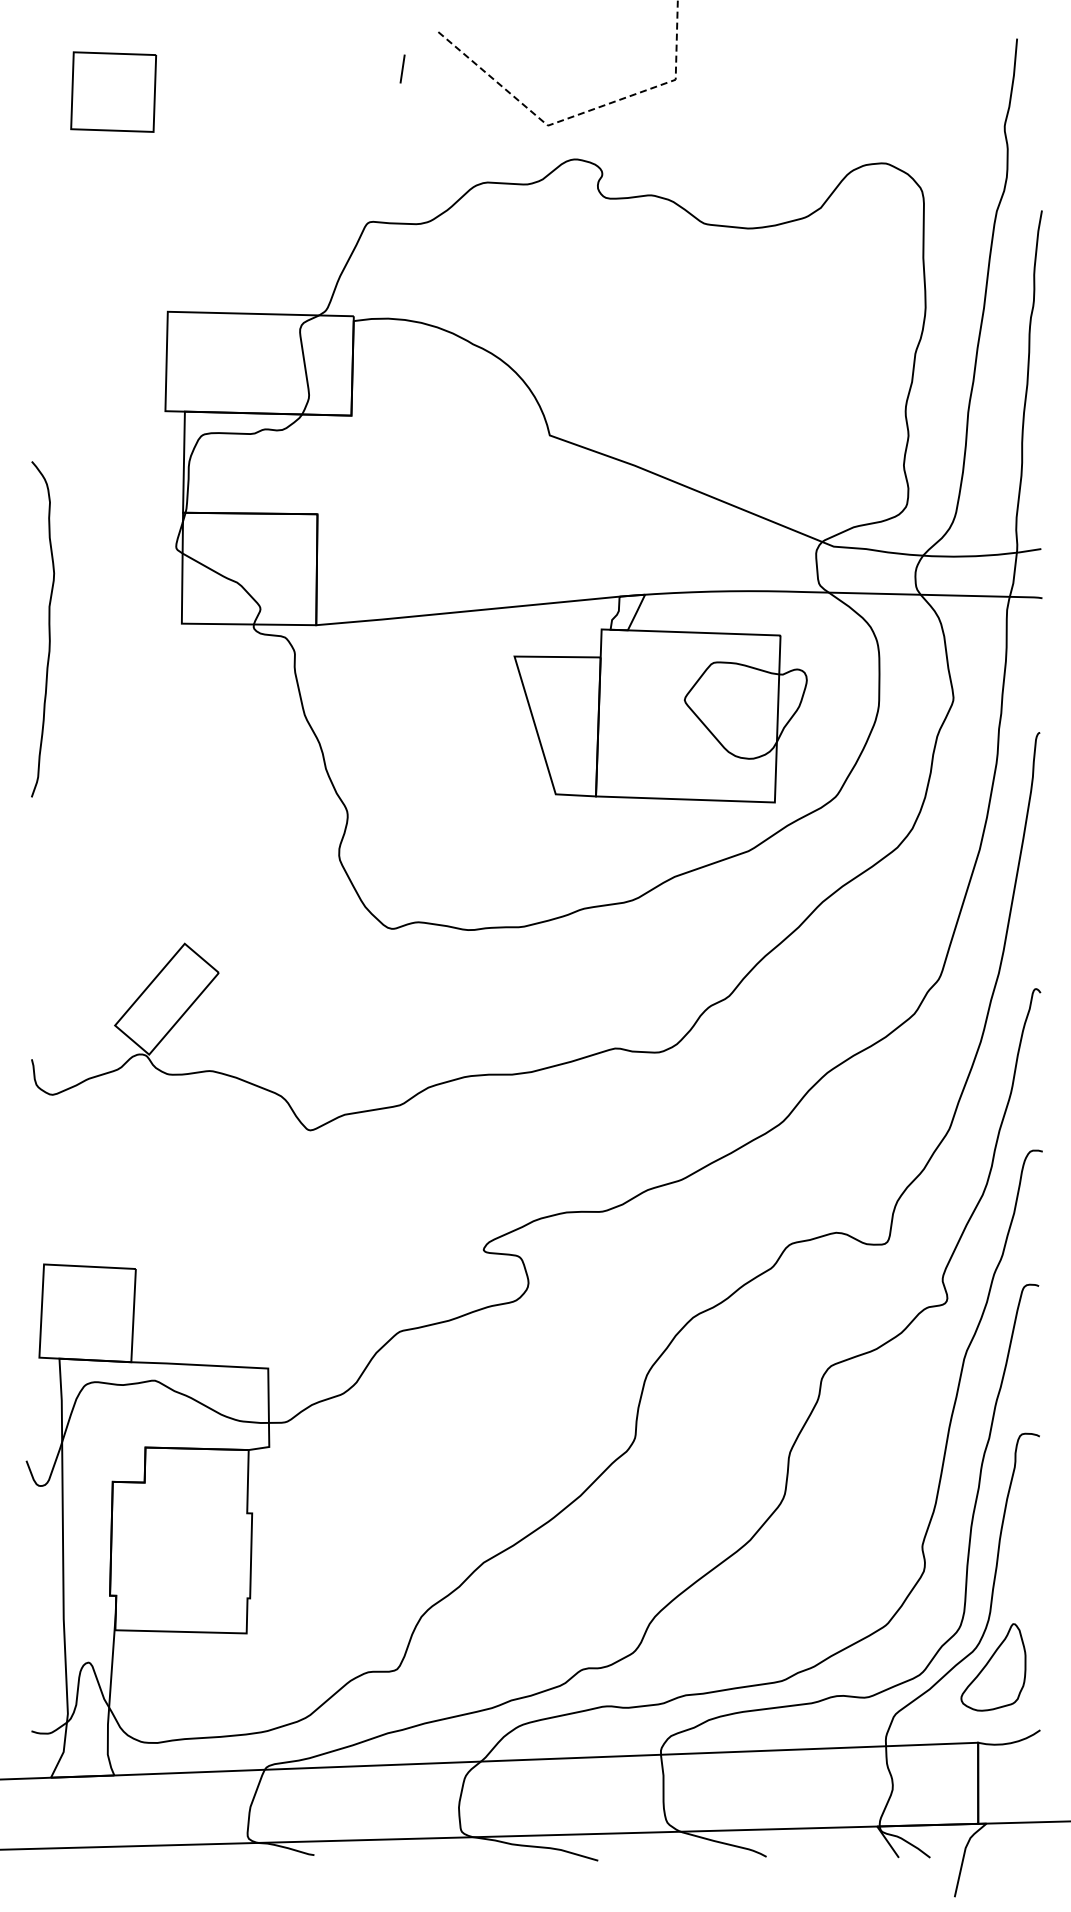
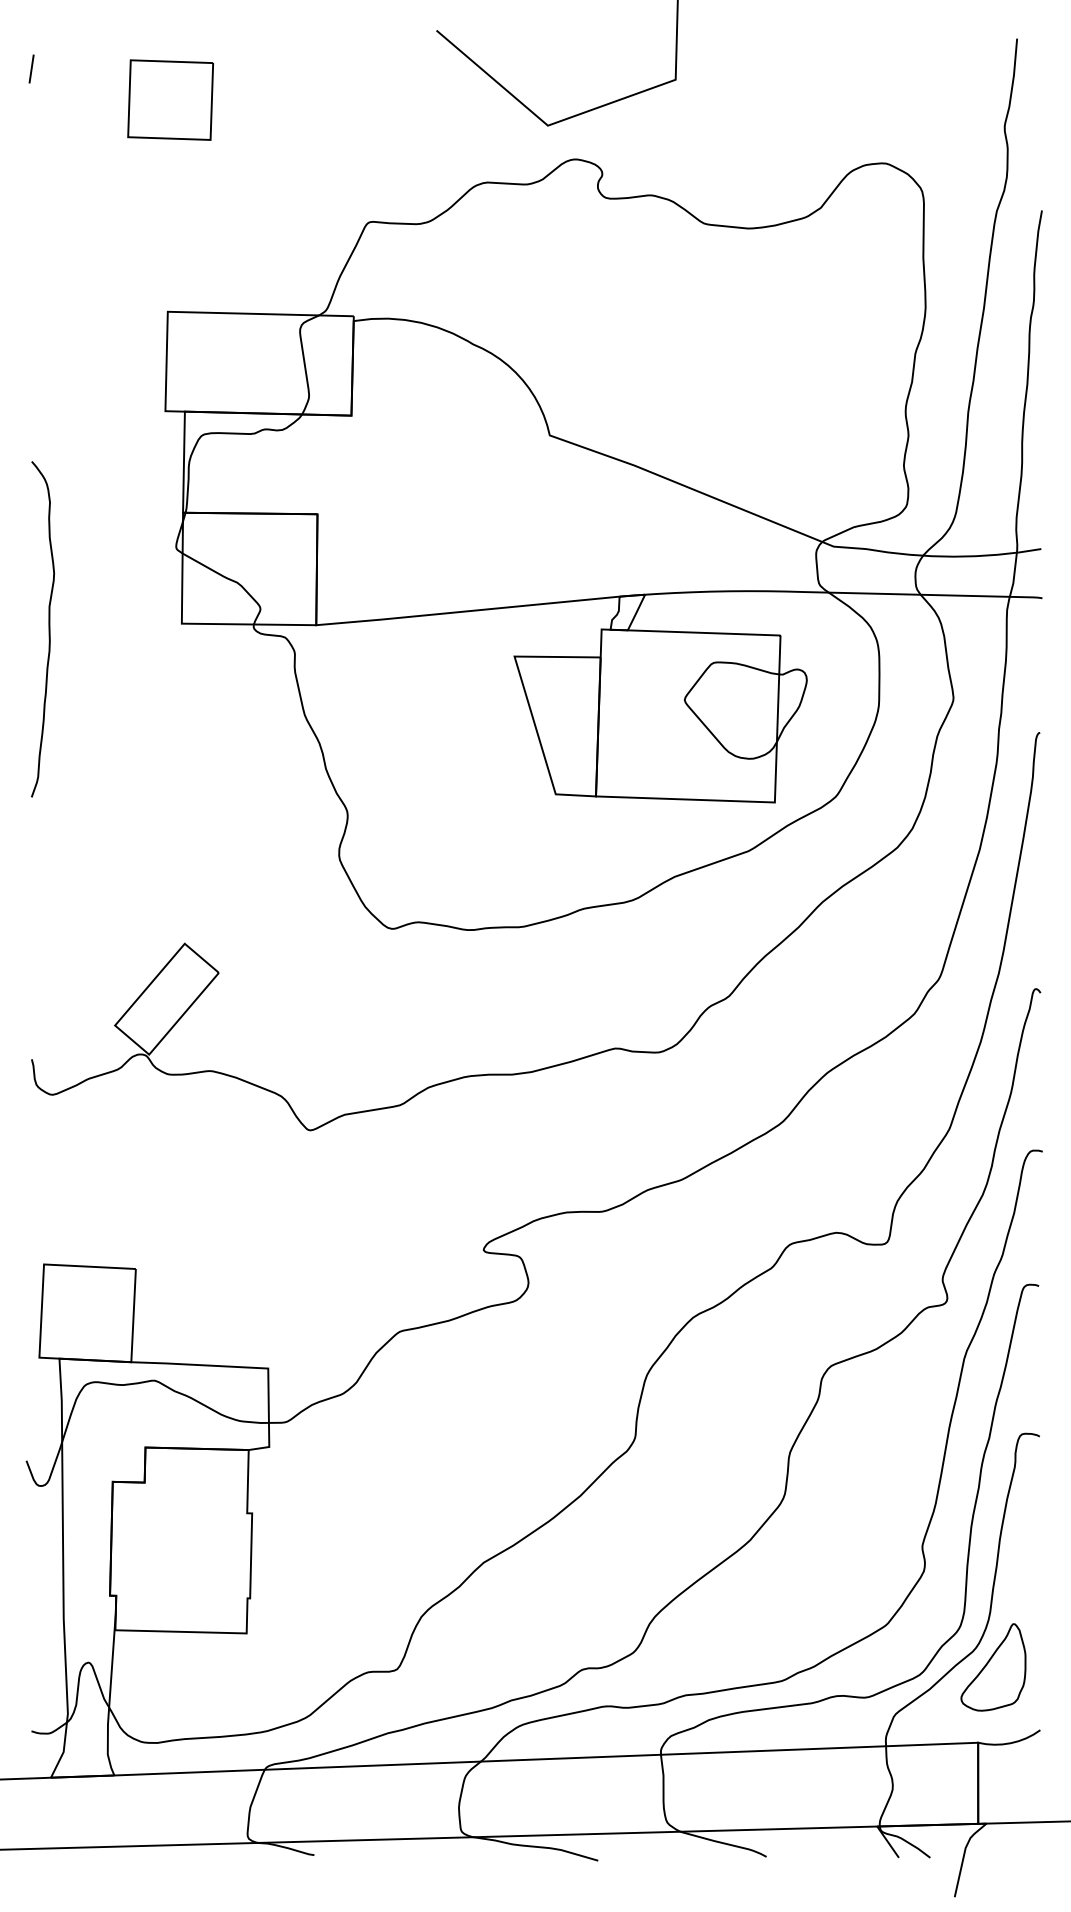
line position: (402, 68) -> (31, 68) (31, 68)
part position: (113, 91) -> (170, 99) (170, 99)
line: dashed -> solid (579, 114)
